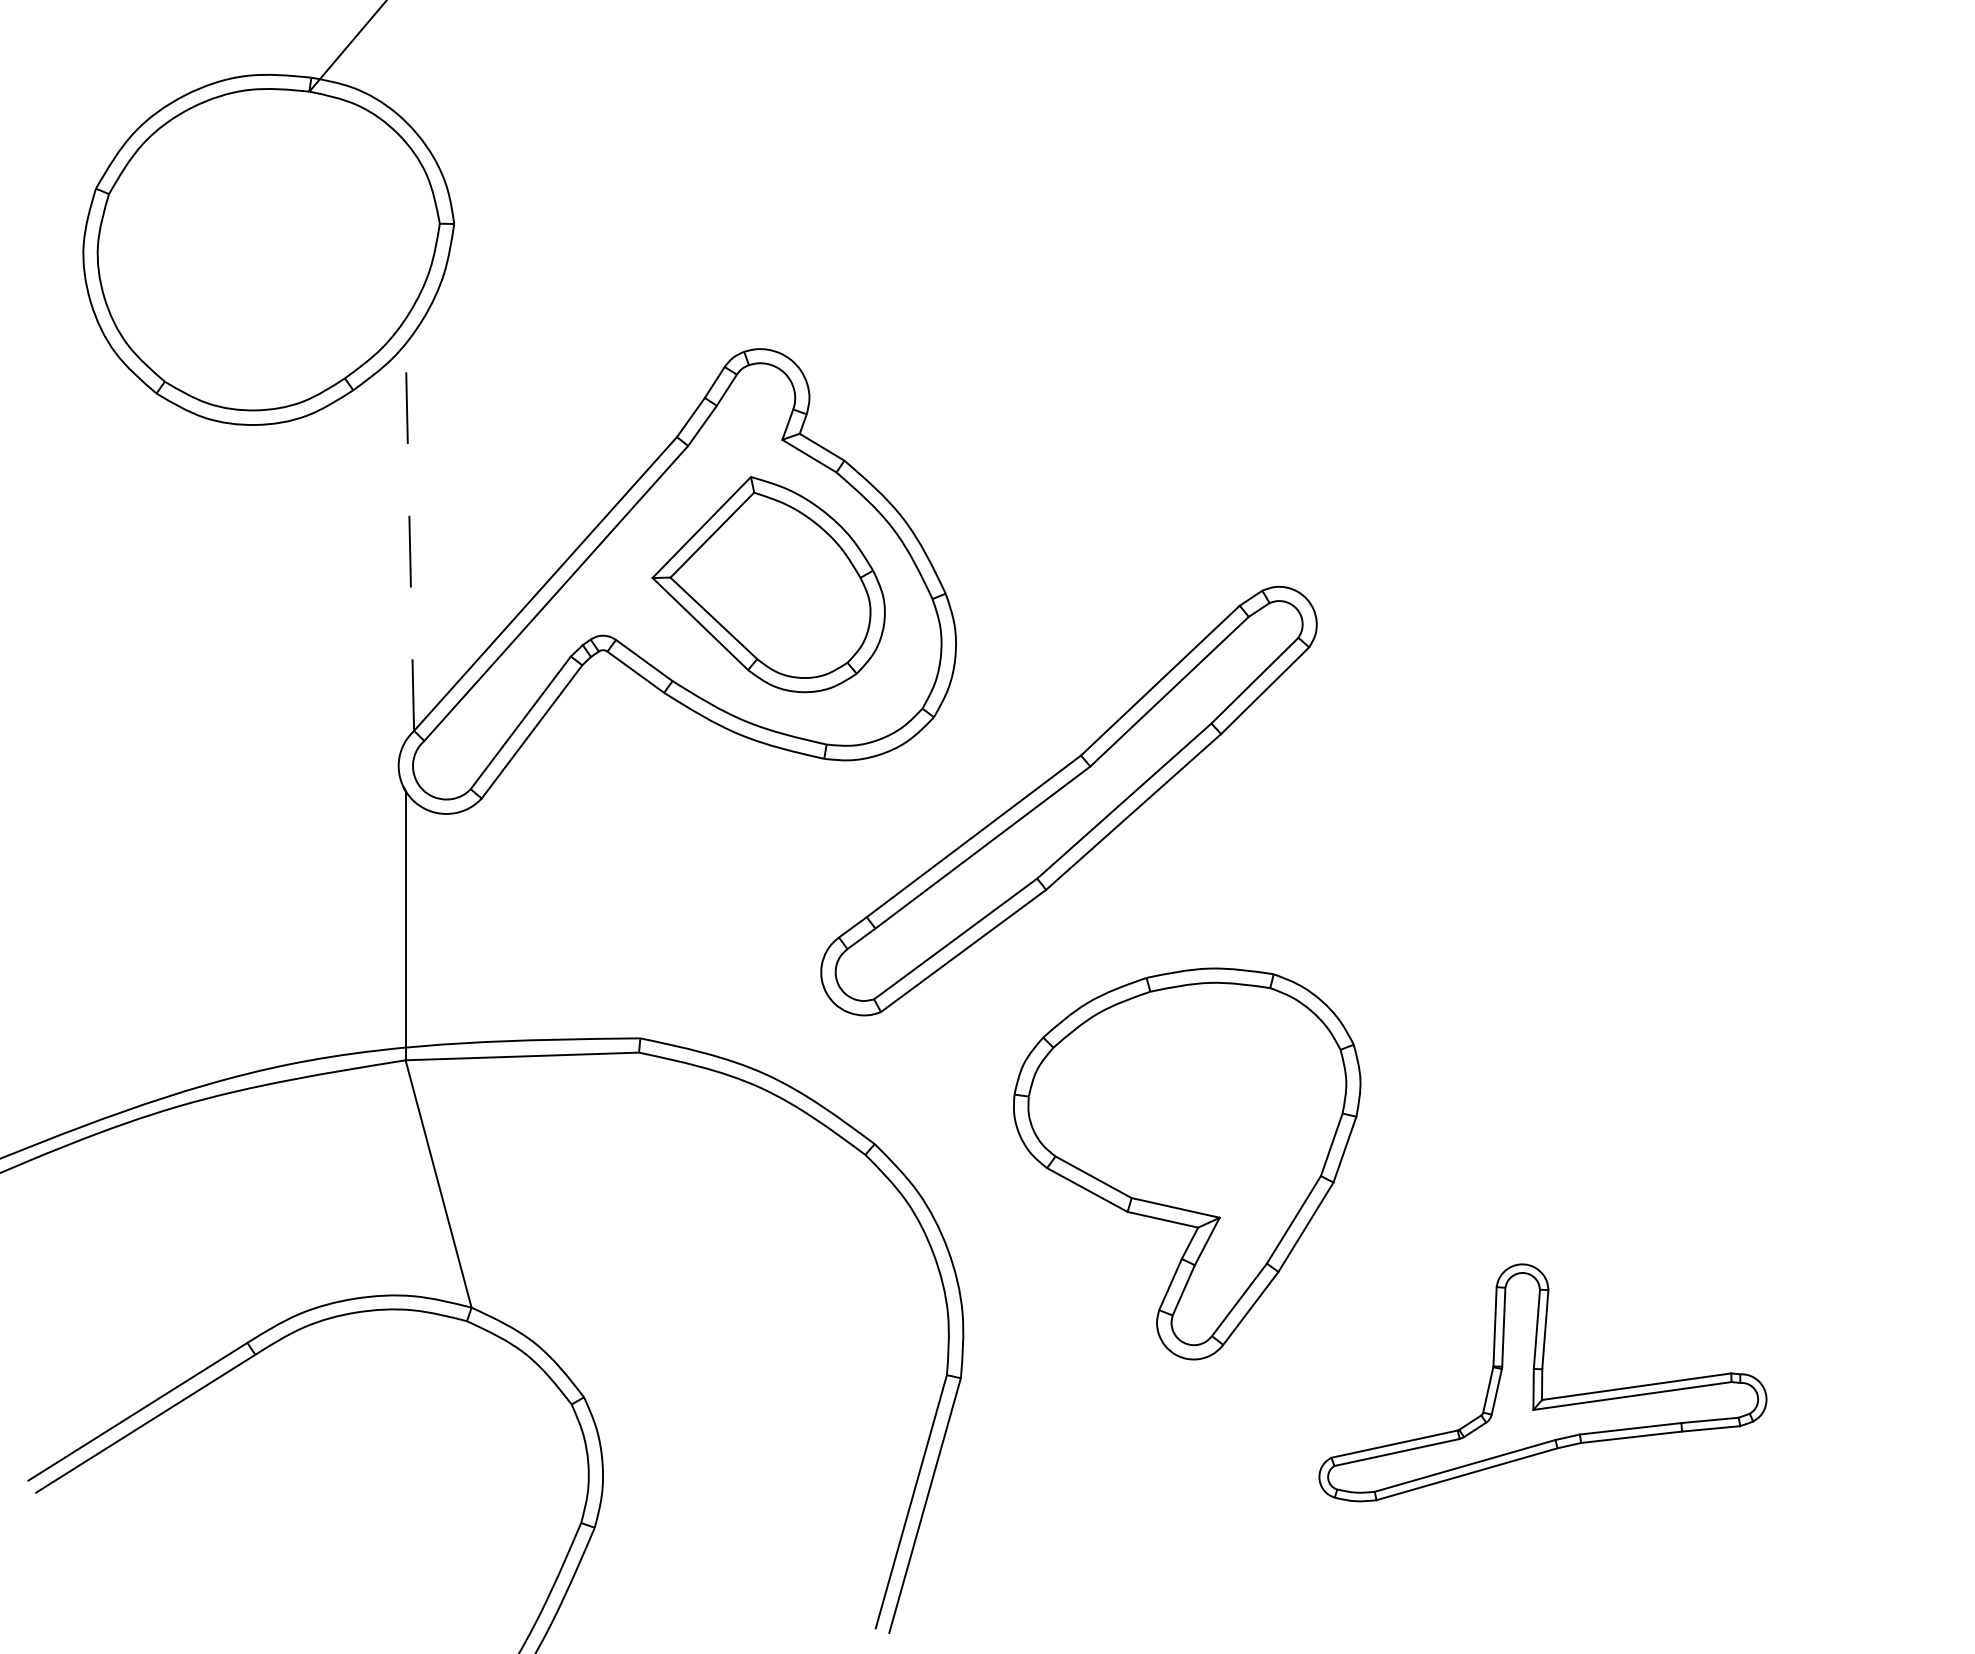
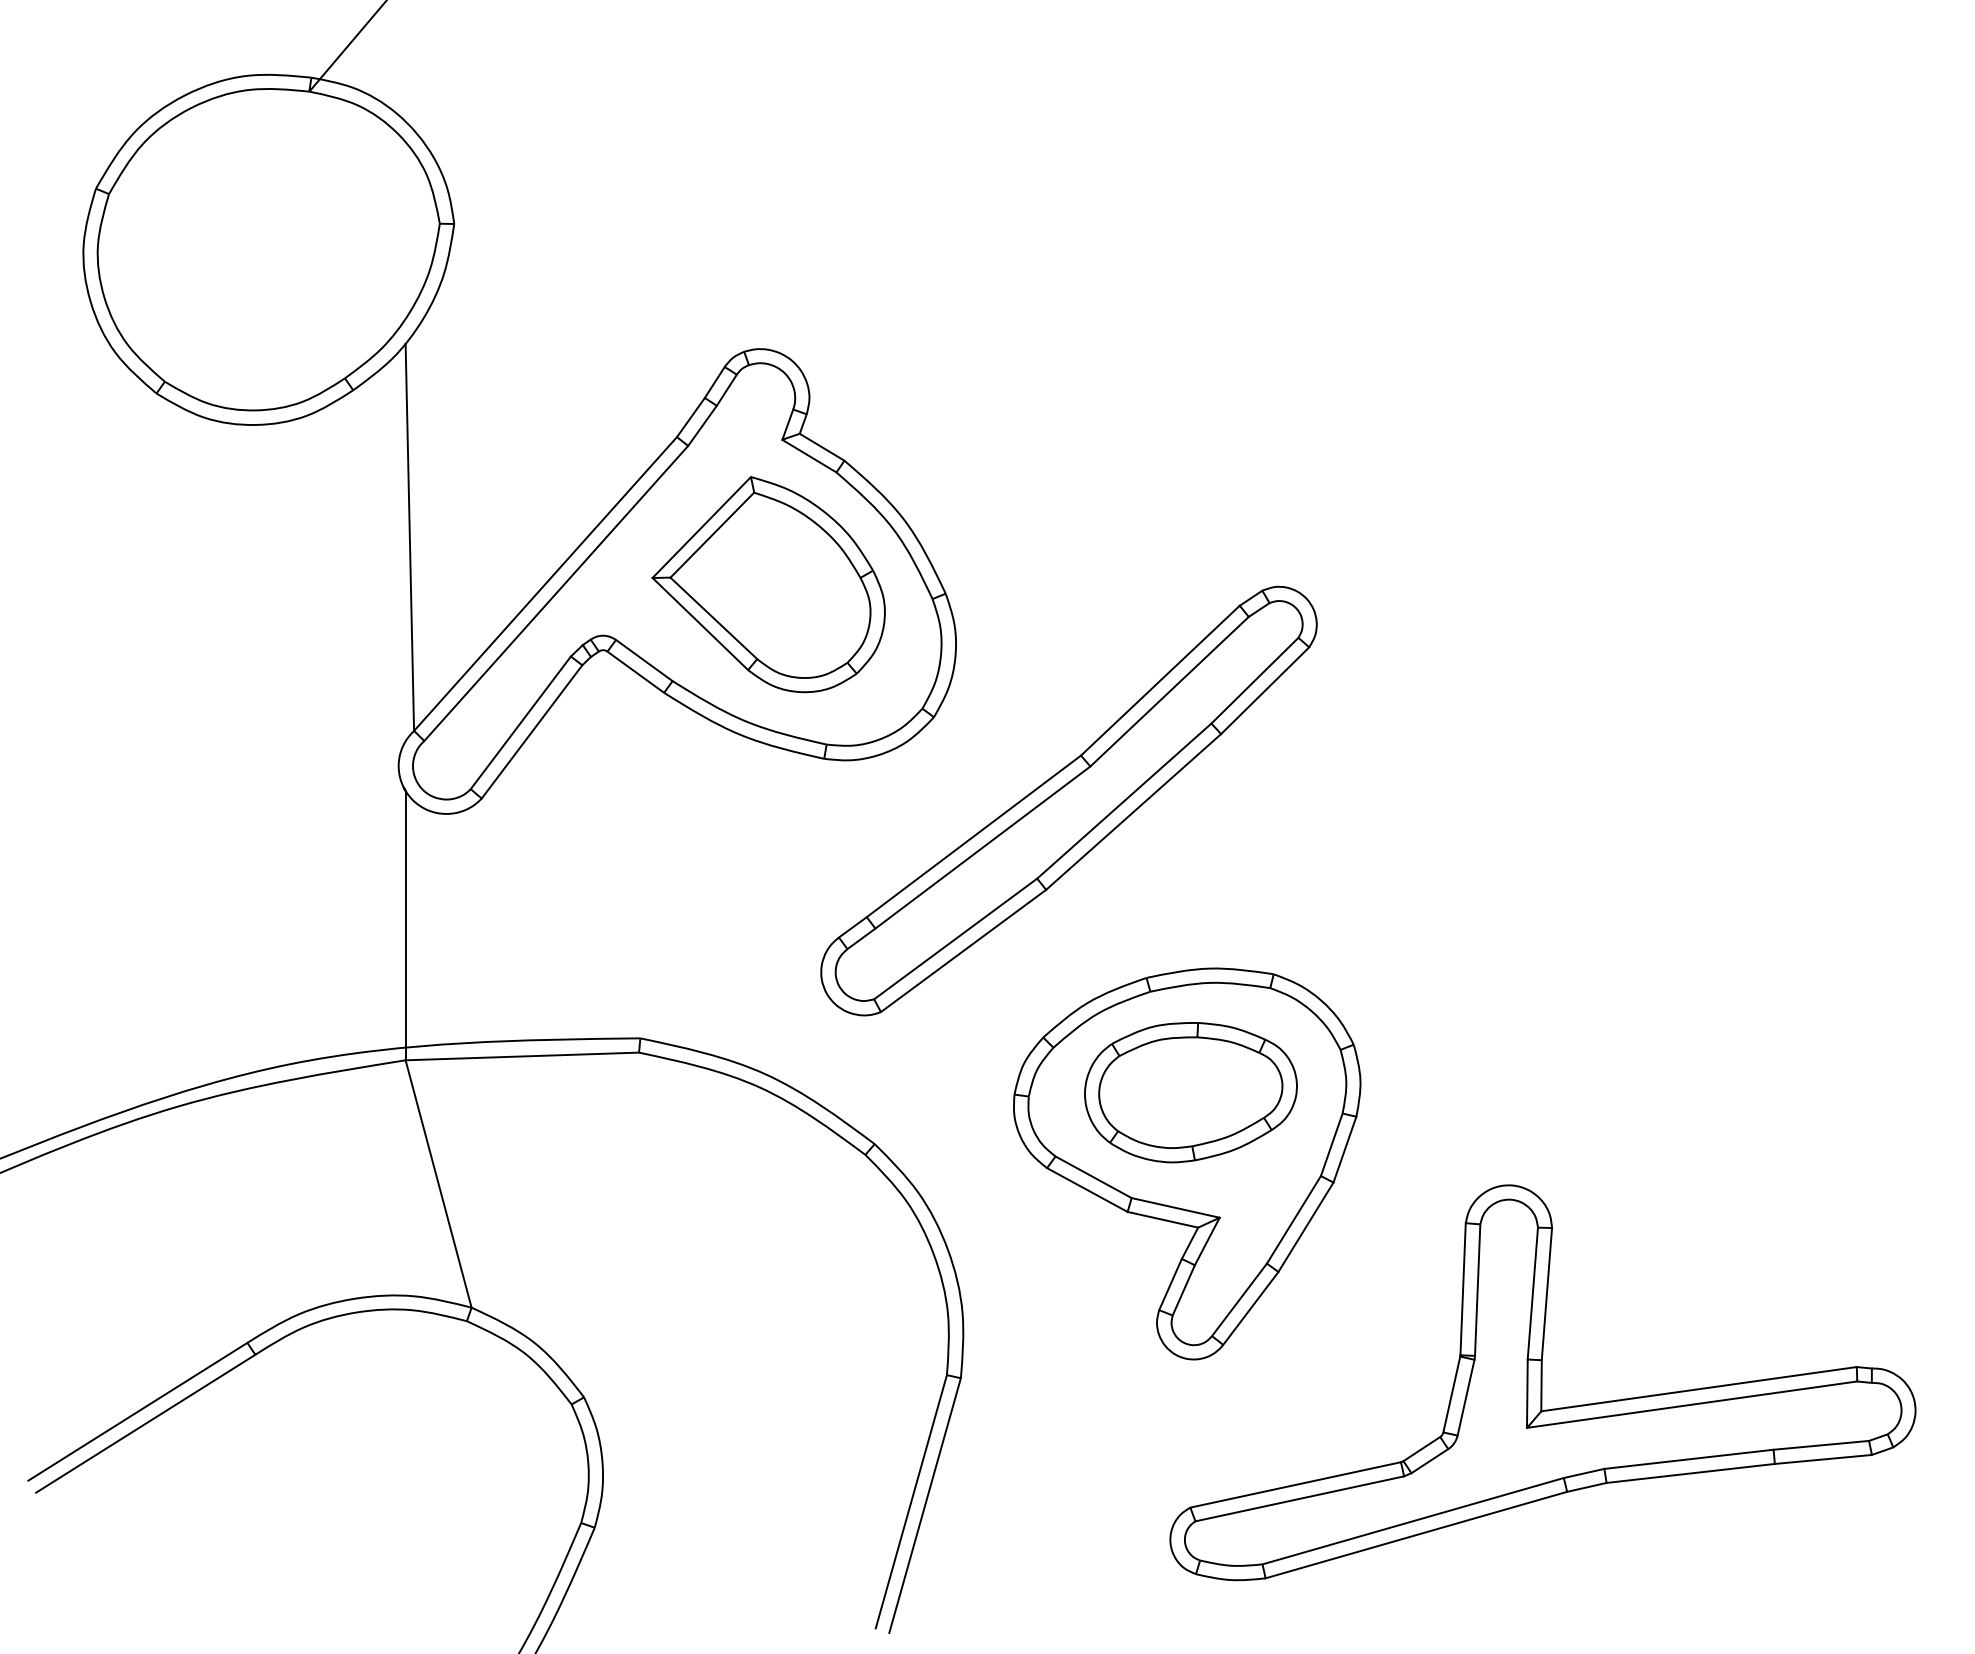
line: dashed -> solid (409, 537)
part: none -> present (1190, 1092)
part size: 450x240 px -> 748x398 px (1542, 1382)
